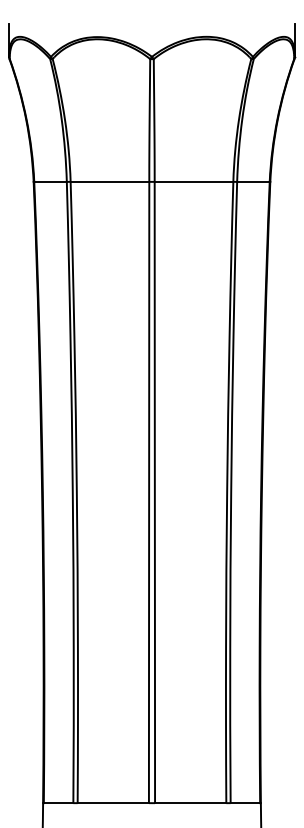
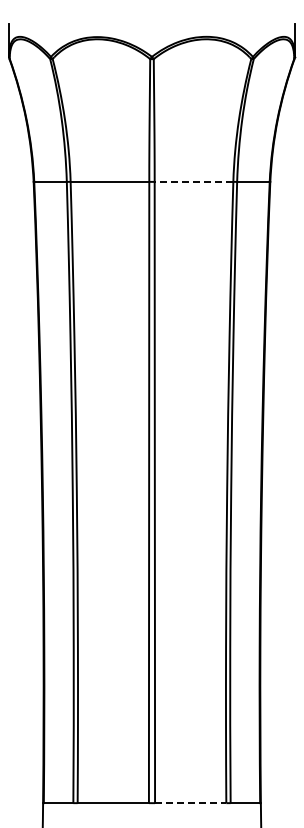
line: solid -> dashed (193, 181)
line: solid -> dashed (190, 803)
